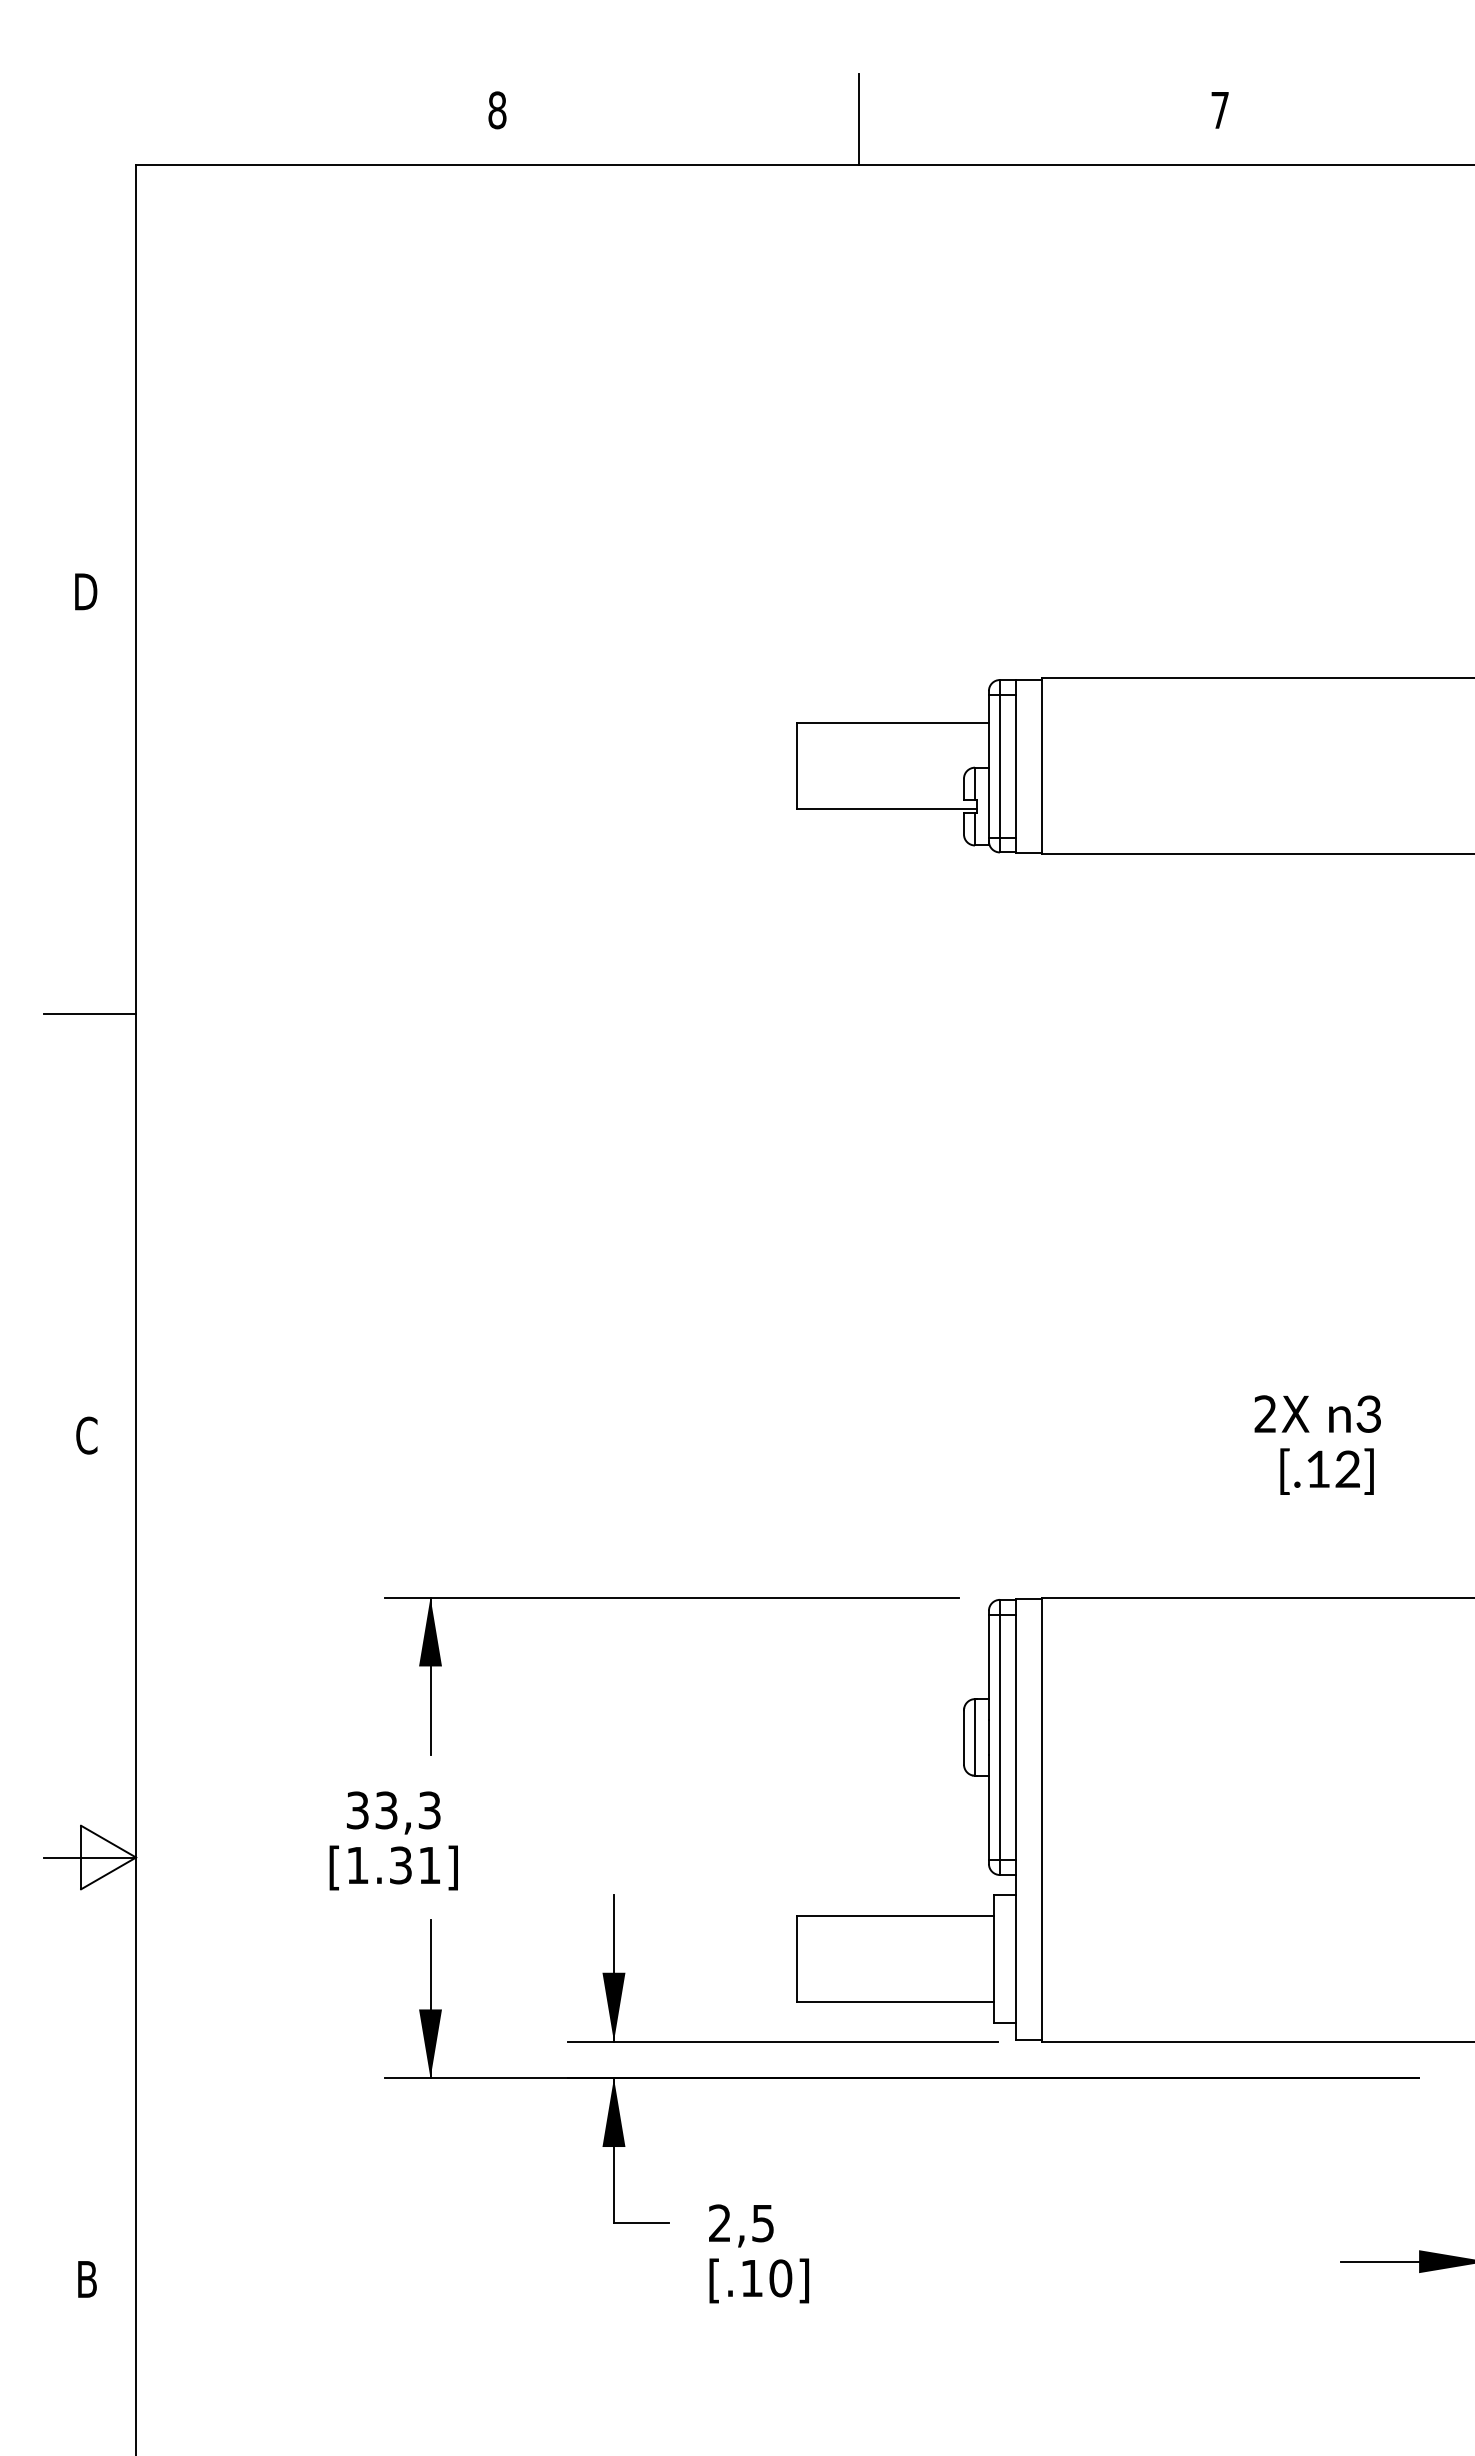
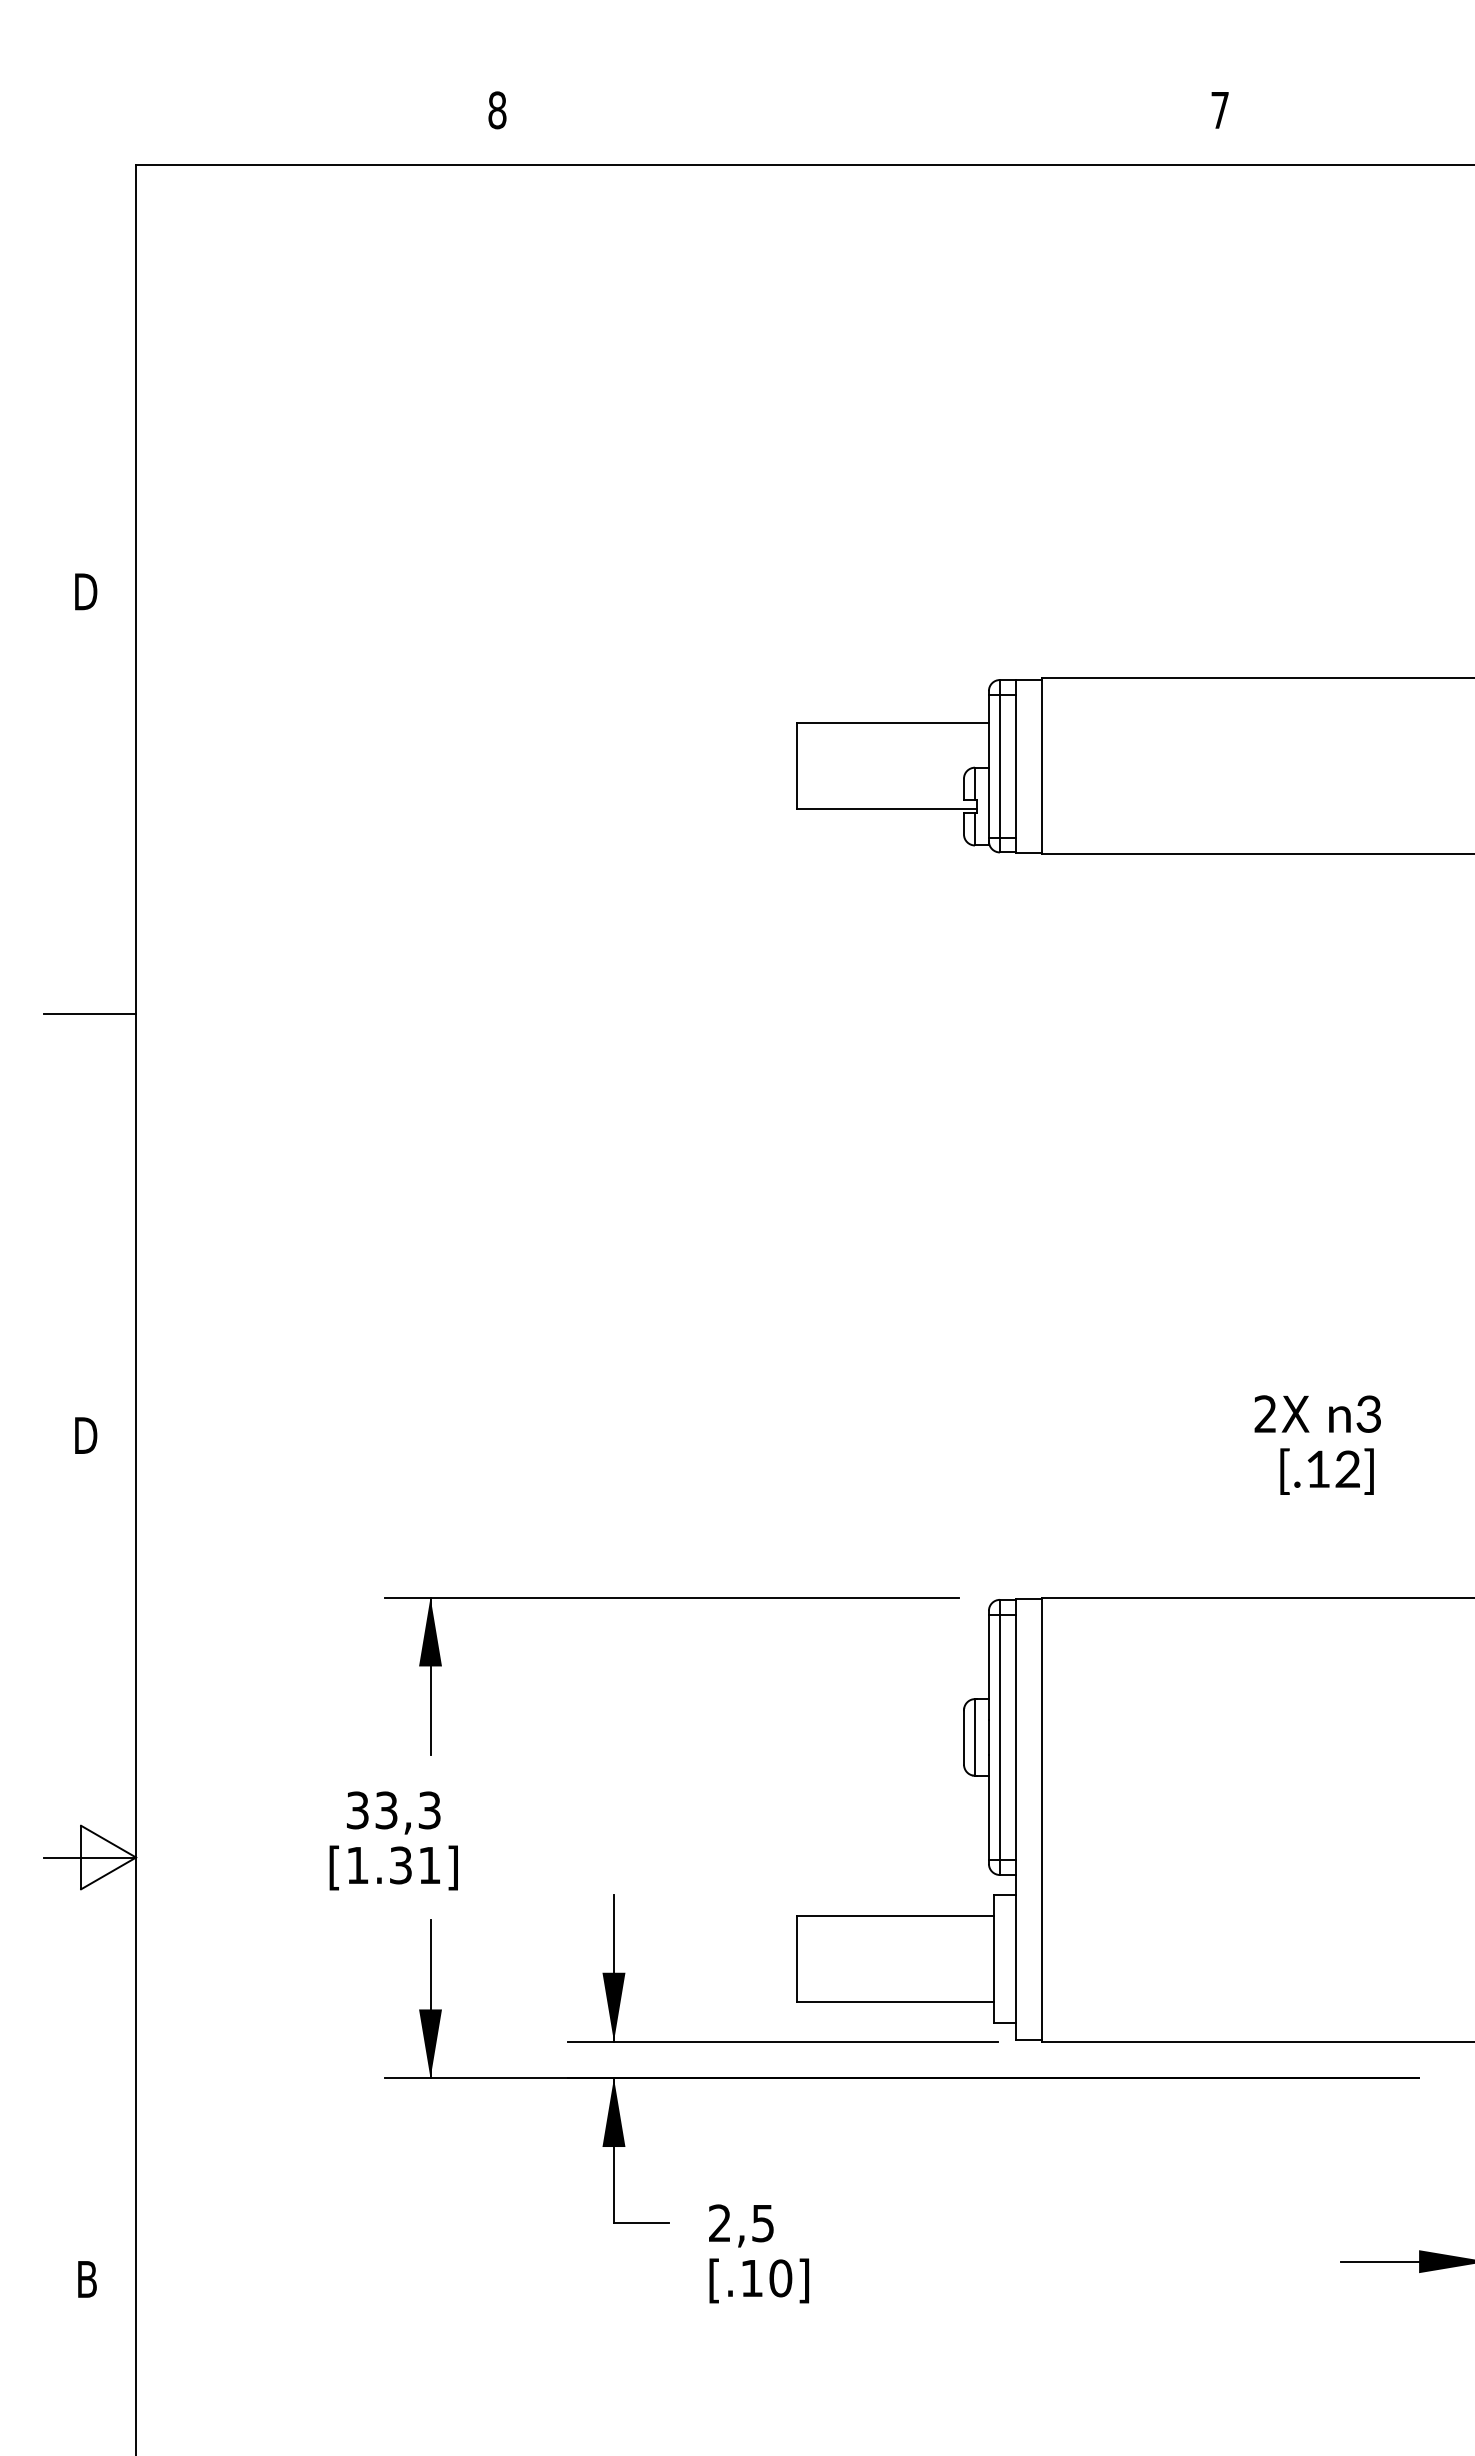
line: present -> none (858, 119)
text: C -> D (86, 1435)
